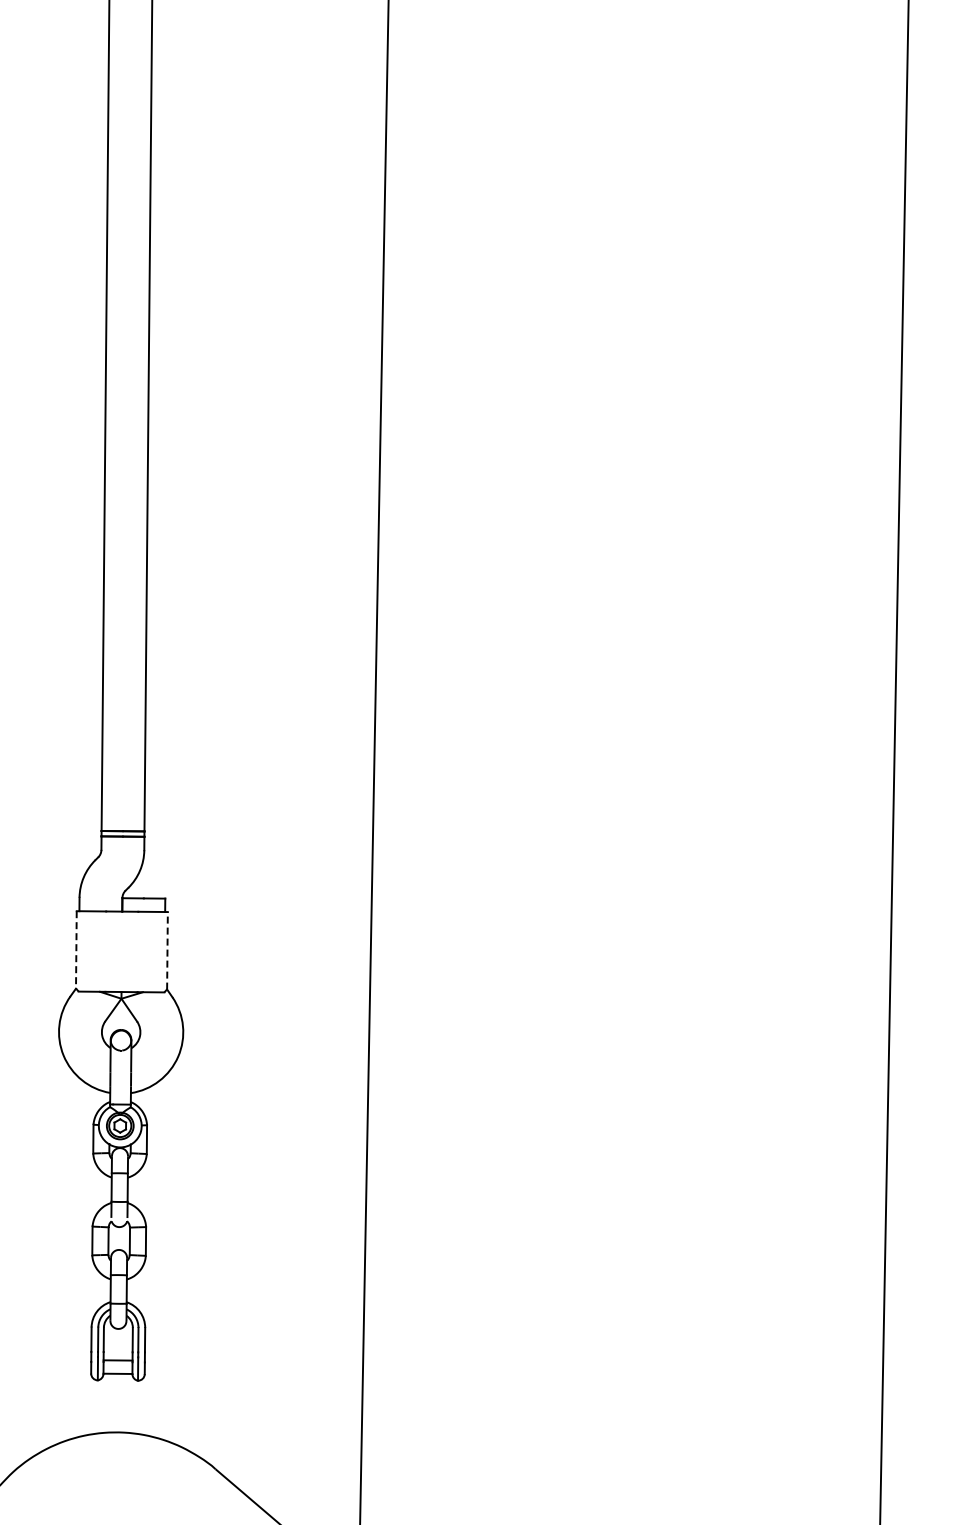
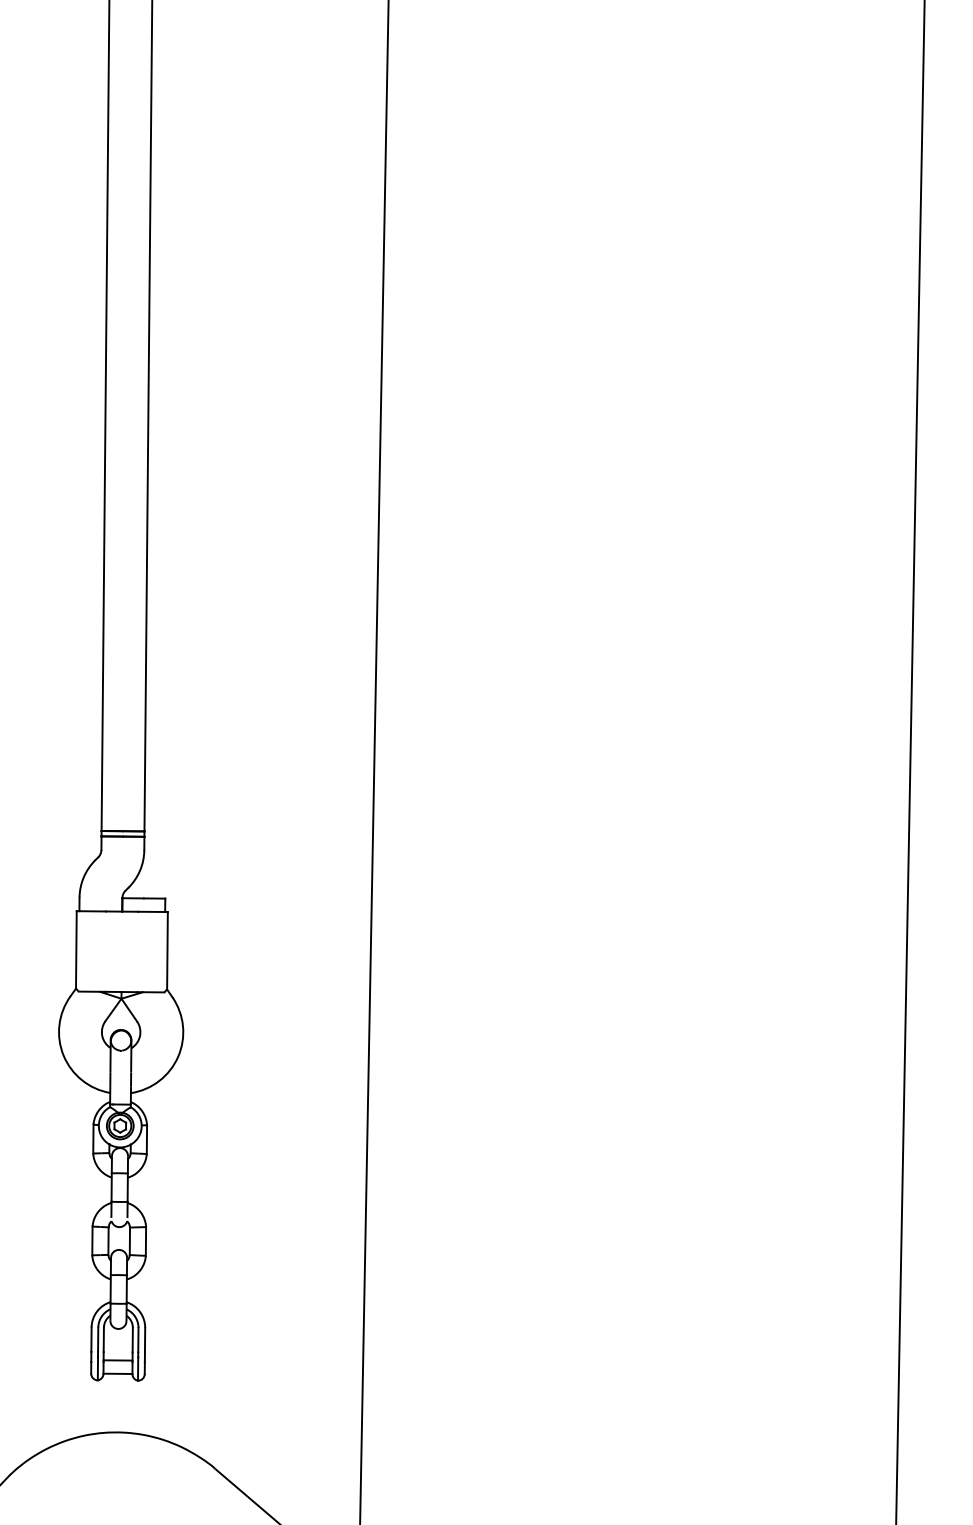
line position: (894, 761) -> (910, 761) (910, 761)
line: dashed -> solid (76, 949)
line: dashed -> solid (167, 950)
